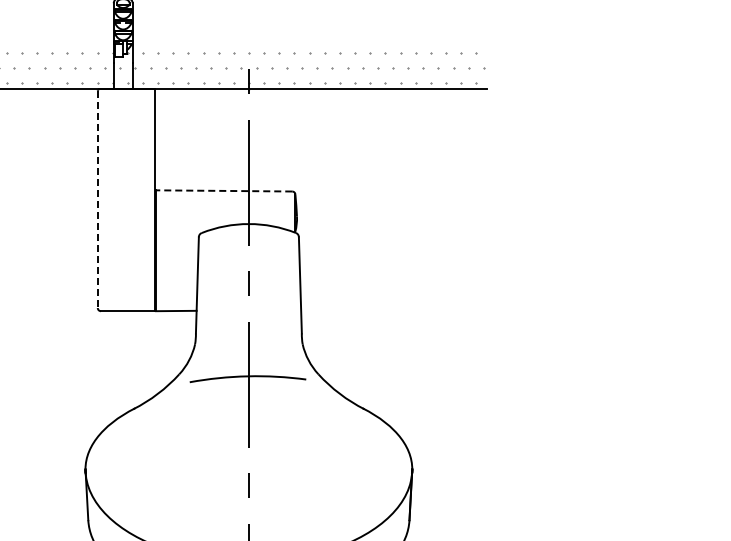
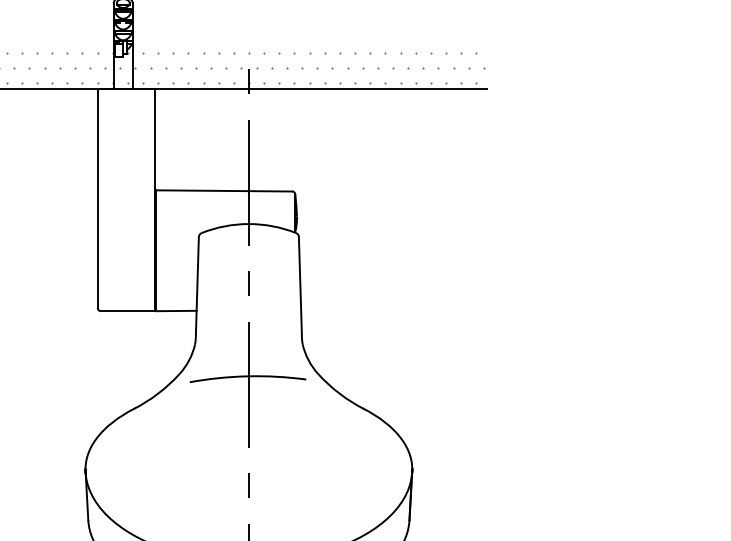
line: dashed -> solid (223, 190)
line: dashed -> solid (97, 199)
